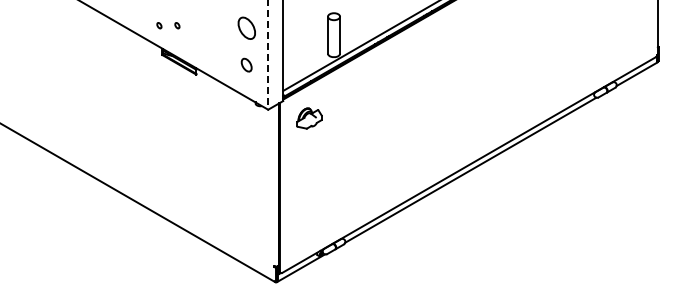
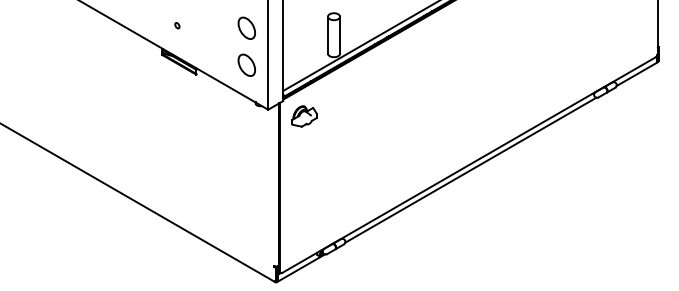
part: present -> none (159, 25)
line: dashed -> solid (268, 54)
part size: 13x16 px -> 19x24 px (246, 64)
part position: (309, 118) -> (304, 116) (304, 116)
